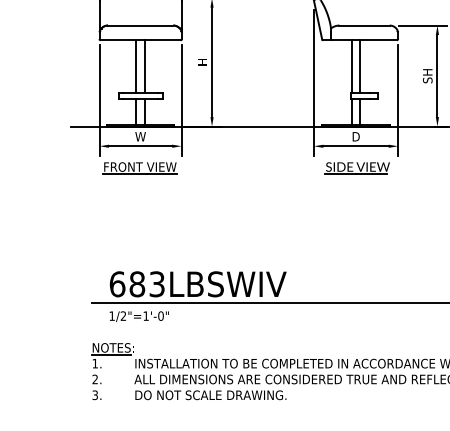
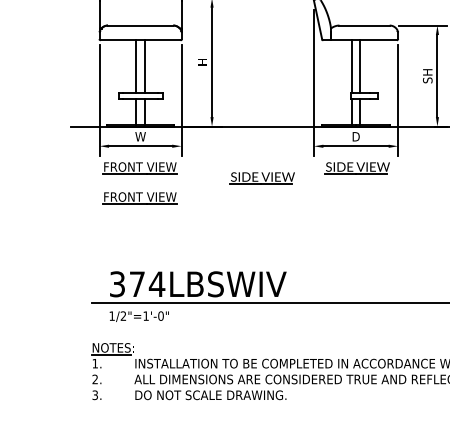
part: none -> present (261, 178)
part: none -> present (139, 198)
text: 683LBSWIV -> 374LBSWIV (137, 284)
